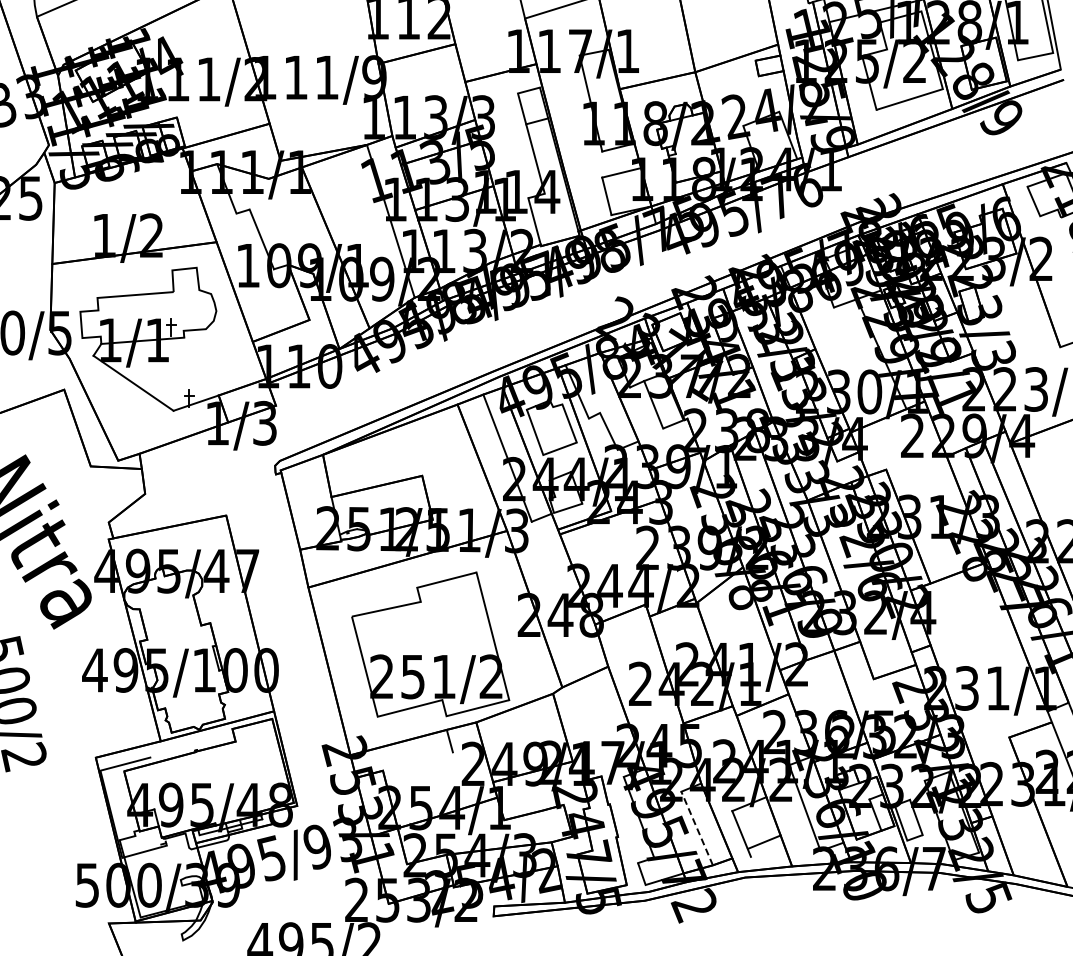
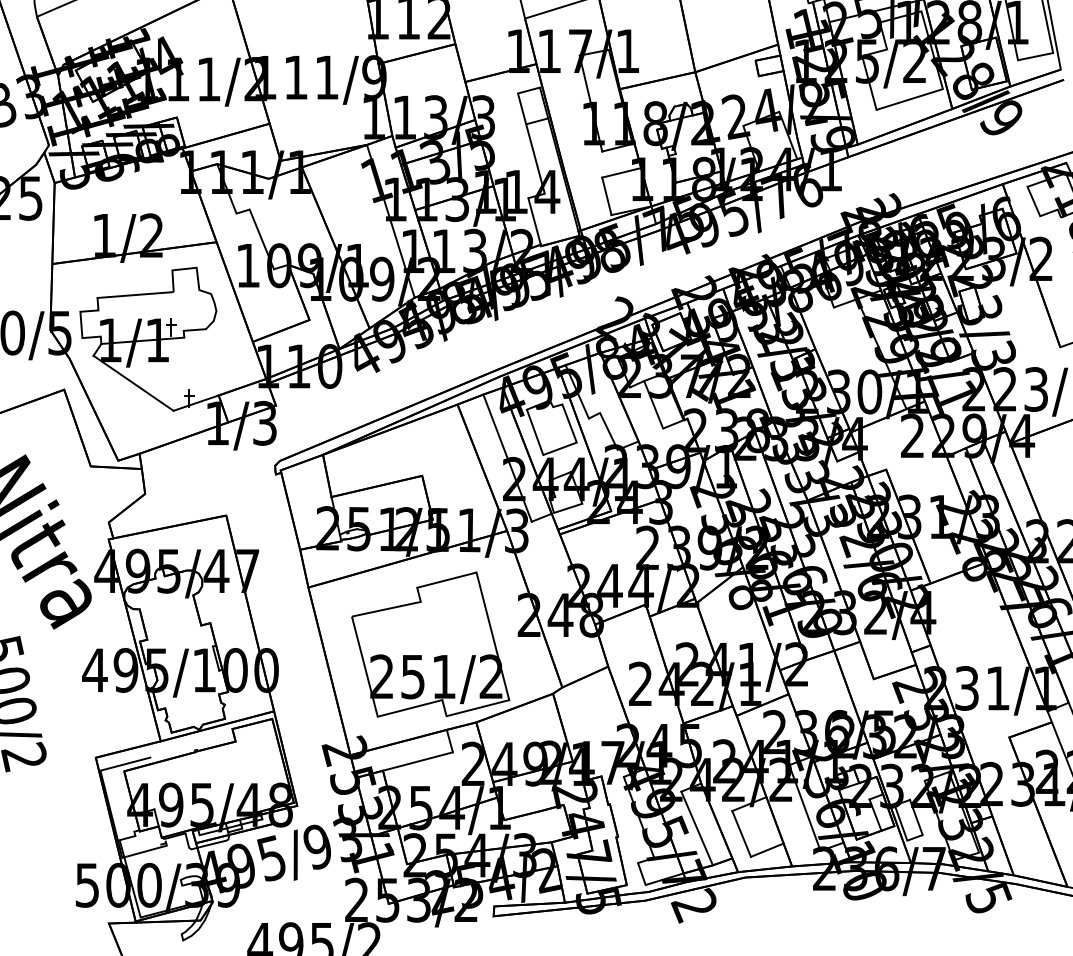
line: none -> present (417, 761)
line: dashed -> solid (696, 828)
line position: (763, 841) -> (766, 849) (766, 849)
